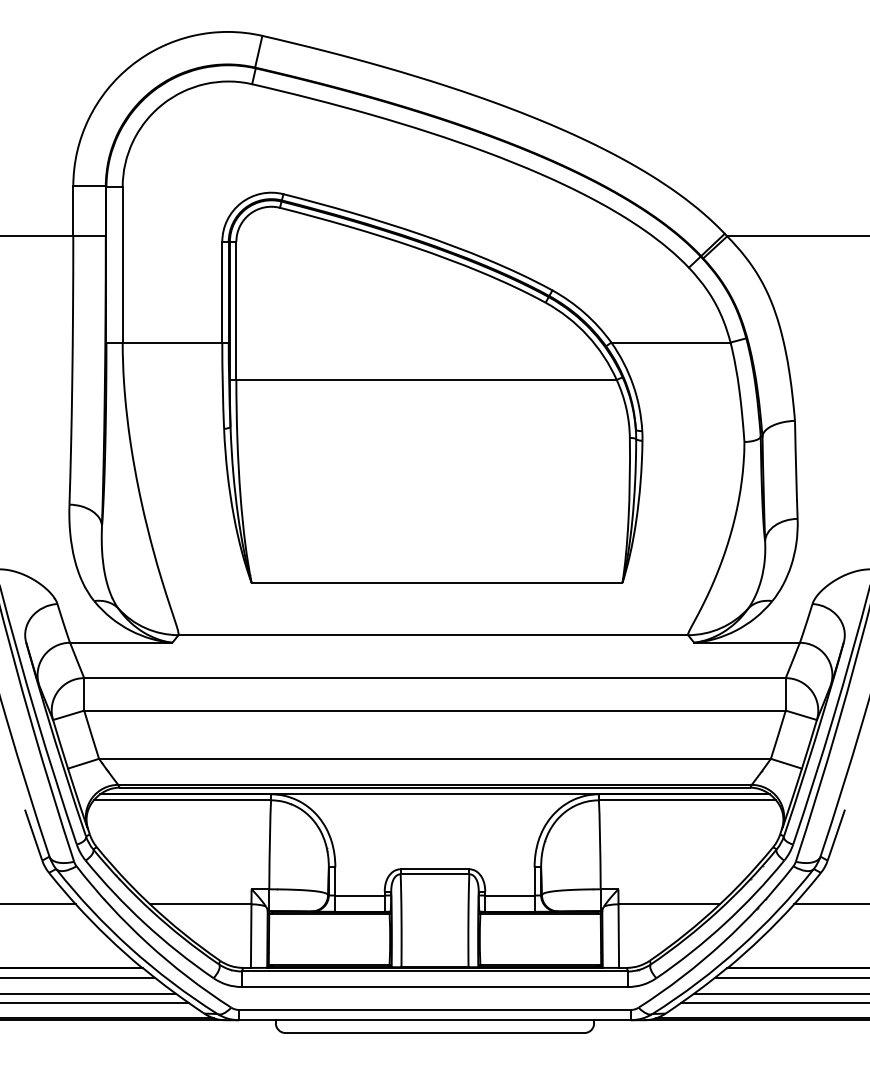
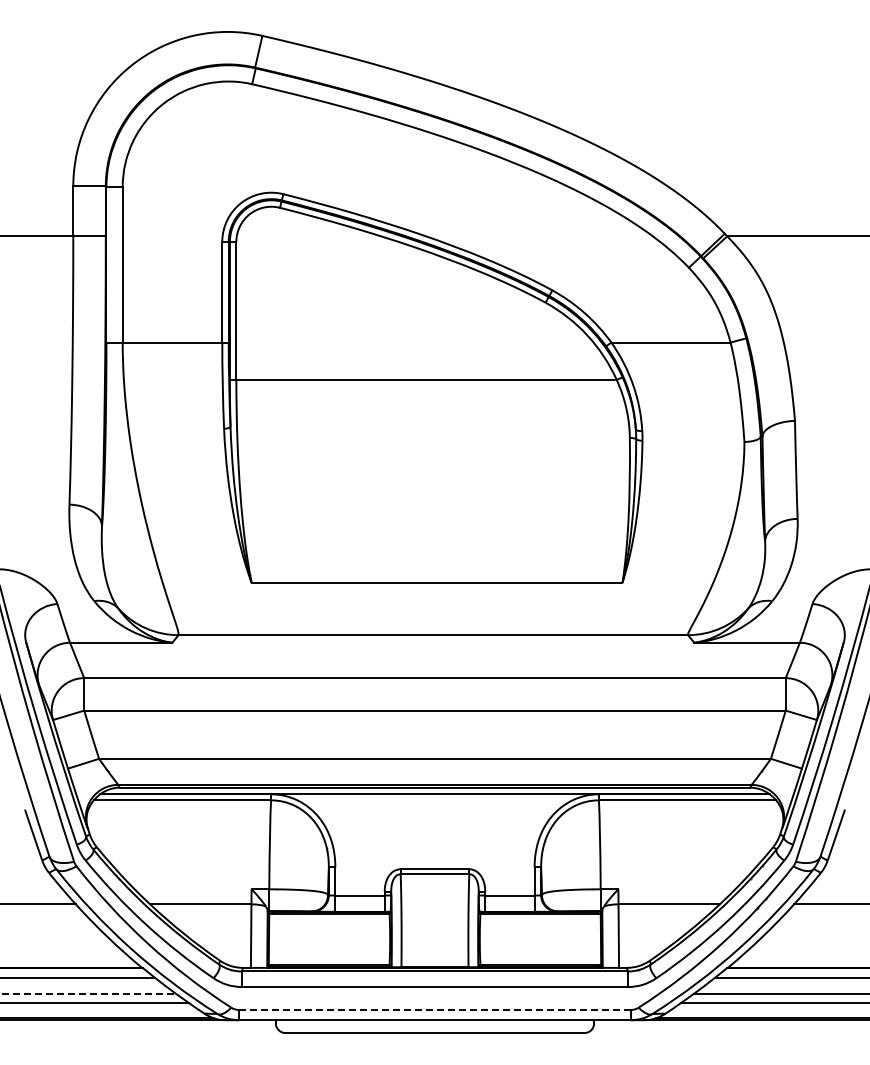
line: solid -> dashed (88, 993)
line: solid -> dashed (434, 1009)
